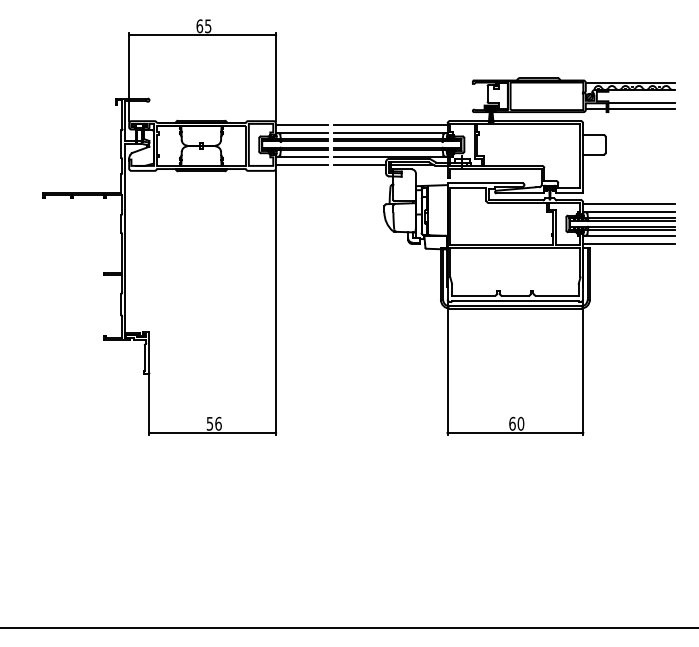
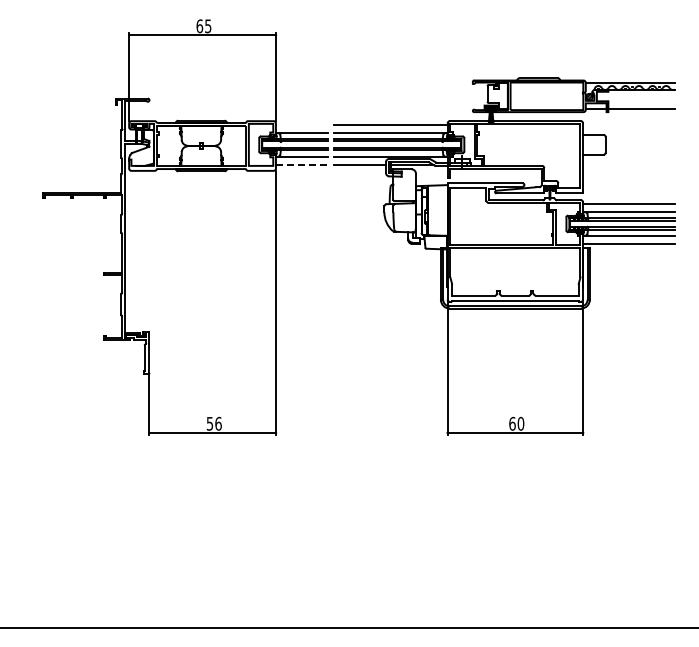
line: present -> none (641, 103)
line: present -> none (301, 124)
line: solid -> dashed (301, 165)
